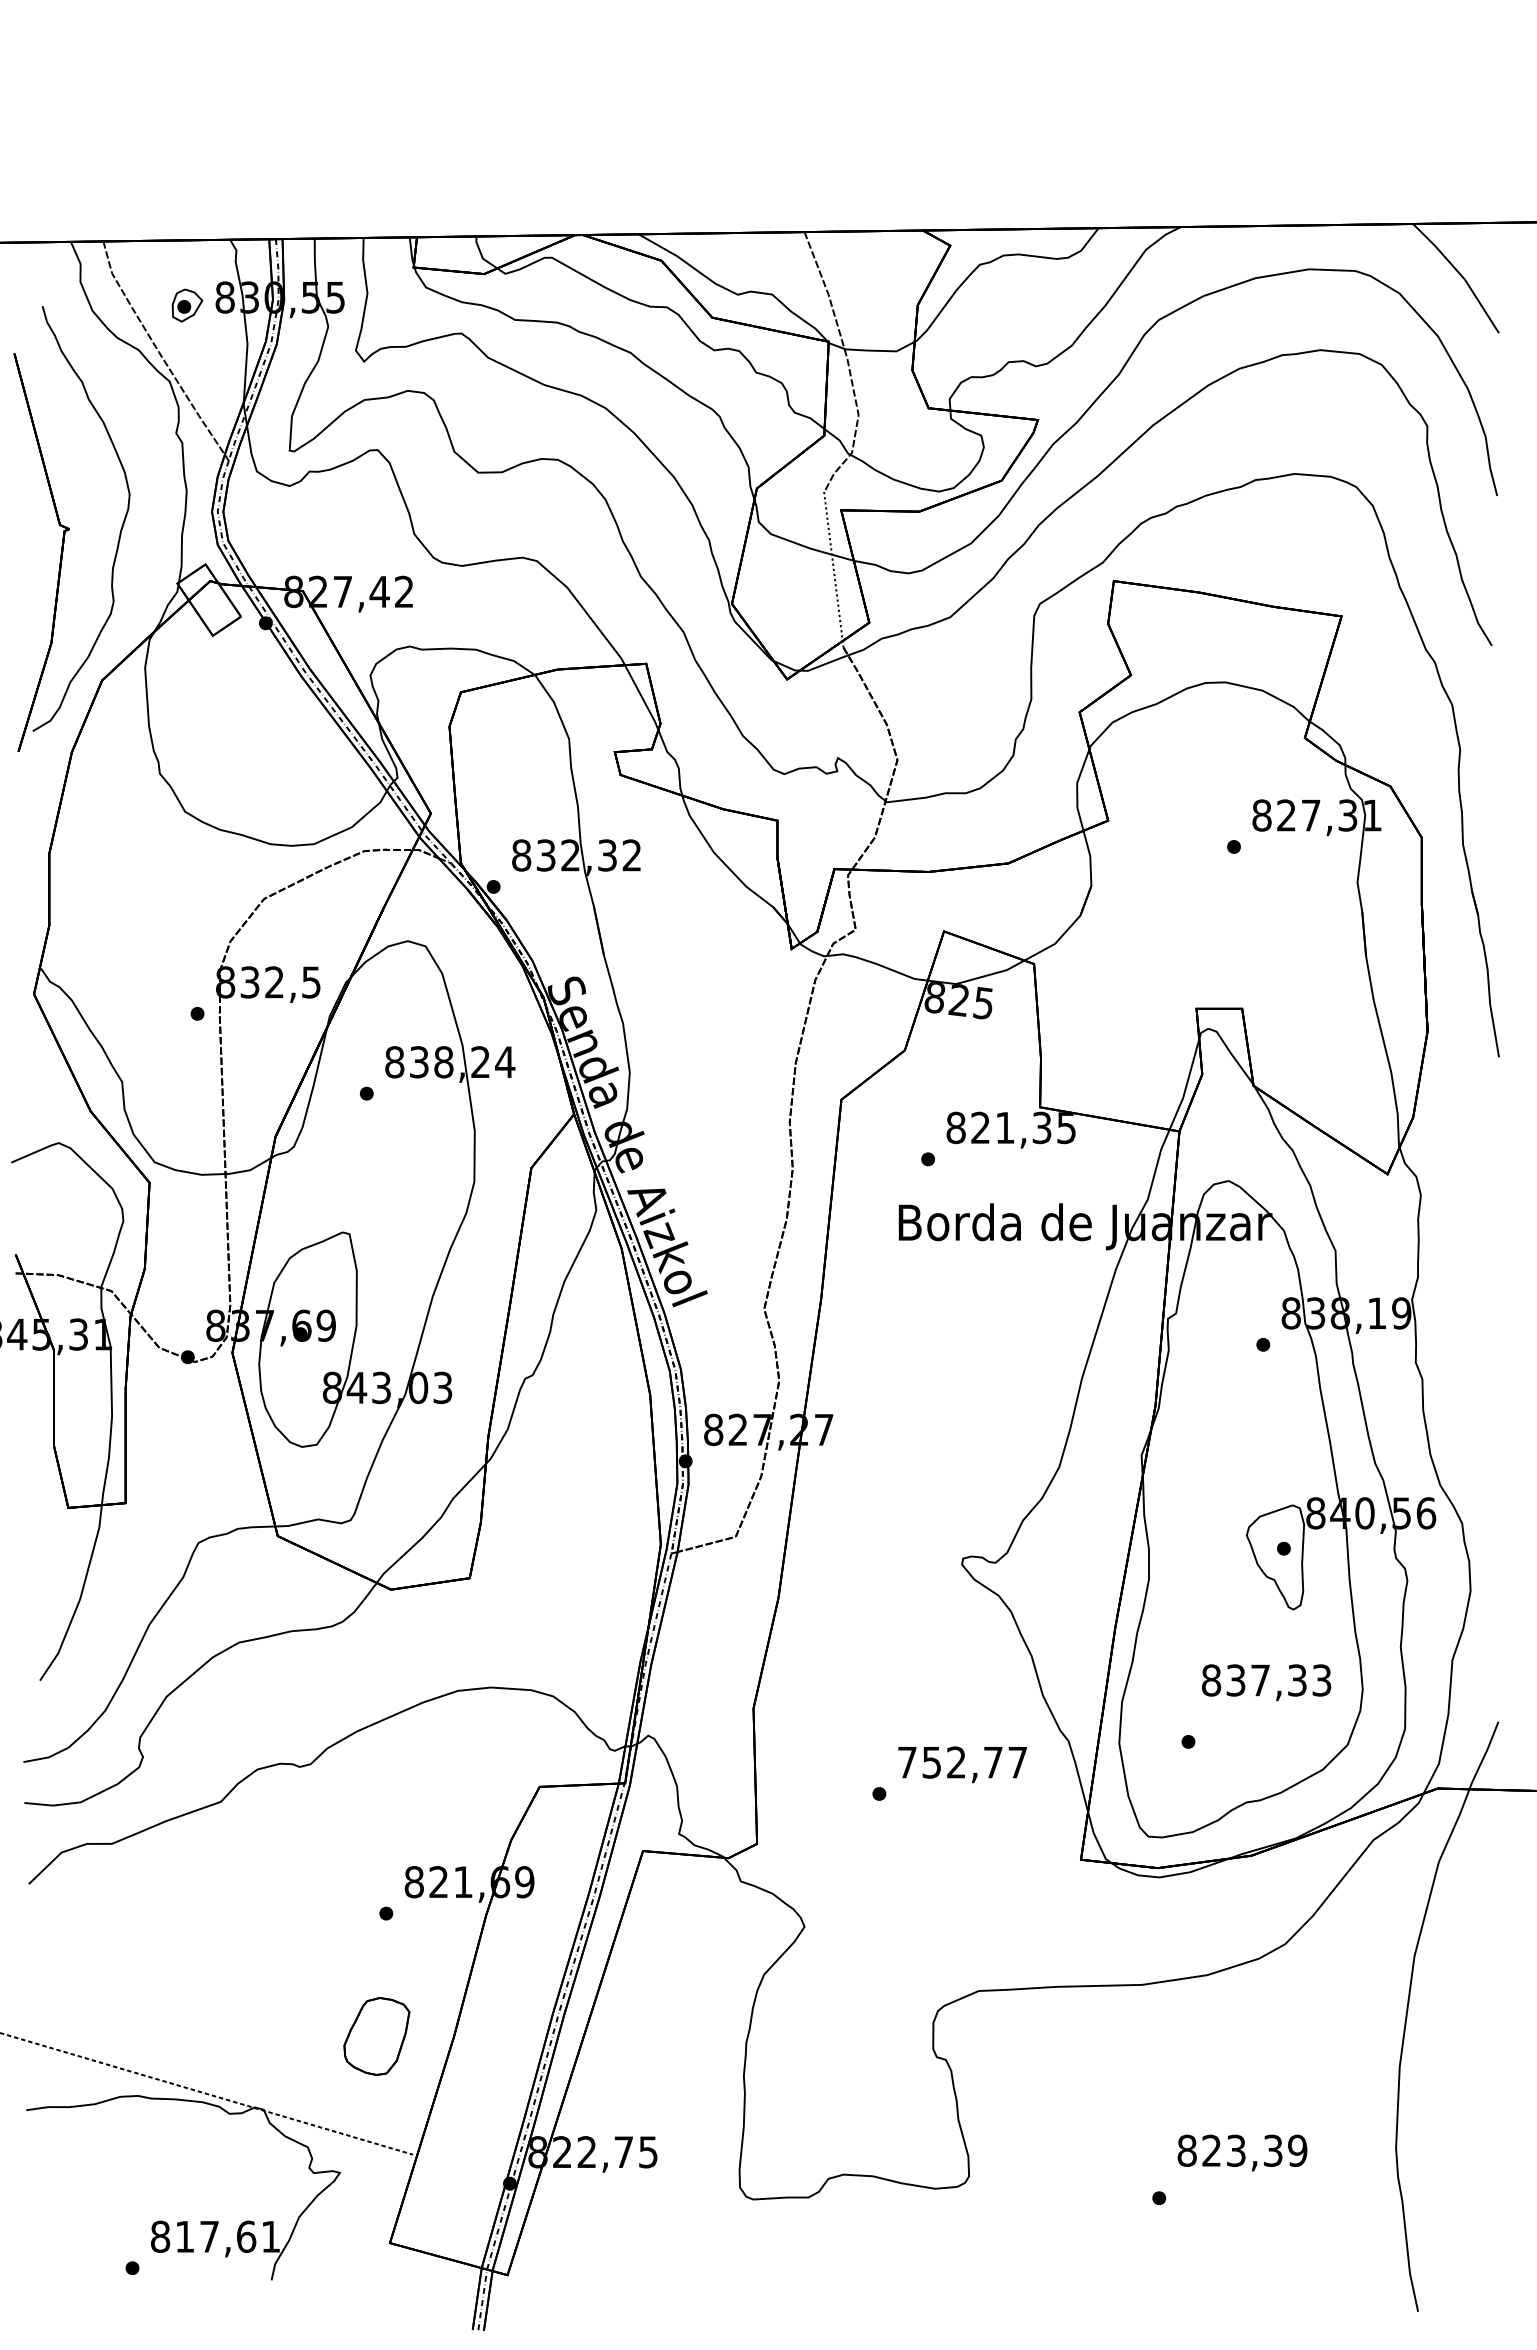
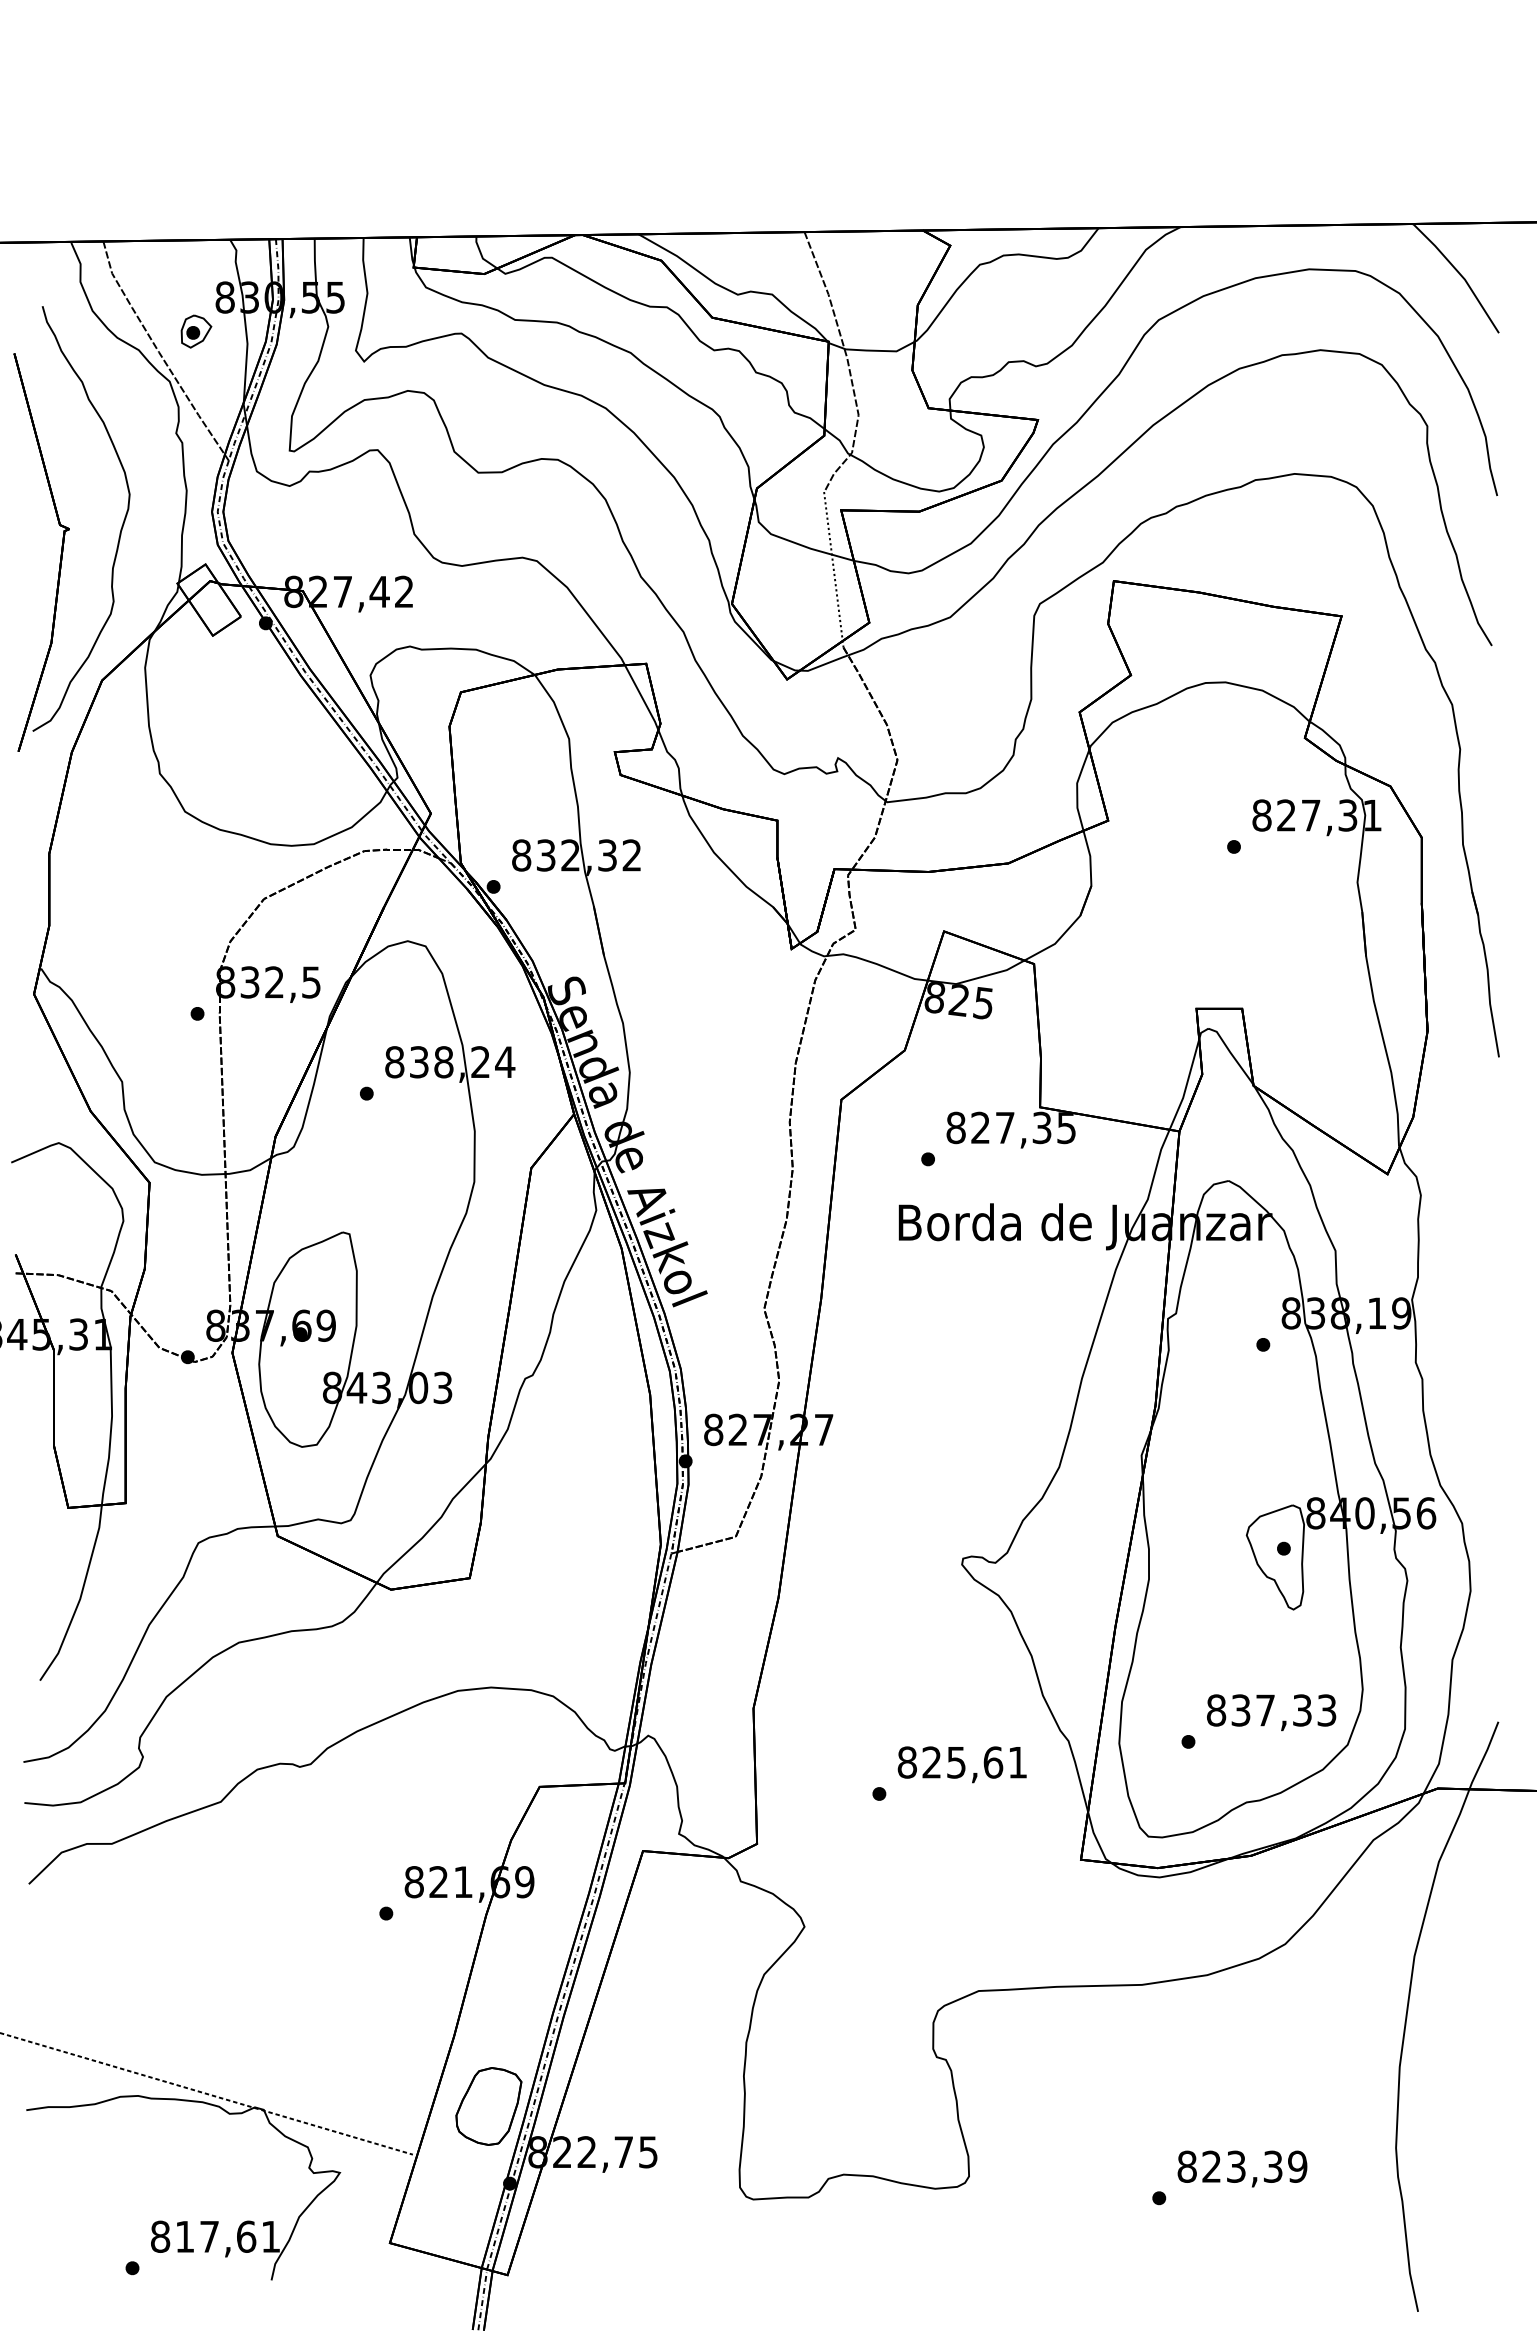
part position: (187, 305) -> (196, 331) (196, 331)
text: 821,35 -> 827,35 (1005, 1127)
text position: (1266, 1682) -> (1271, 1712) (1271, 1712)
text: 752,77 -> 825,61 (961, 1762)
part position: (376, 2036) -> (488, 2106) (488, 2106)
text position: (1242, 2152) -> (1242, 2168) (1242, 2168)
